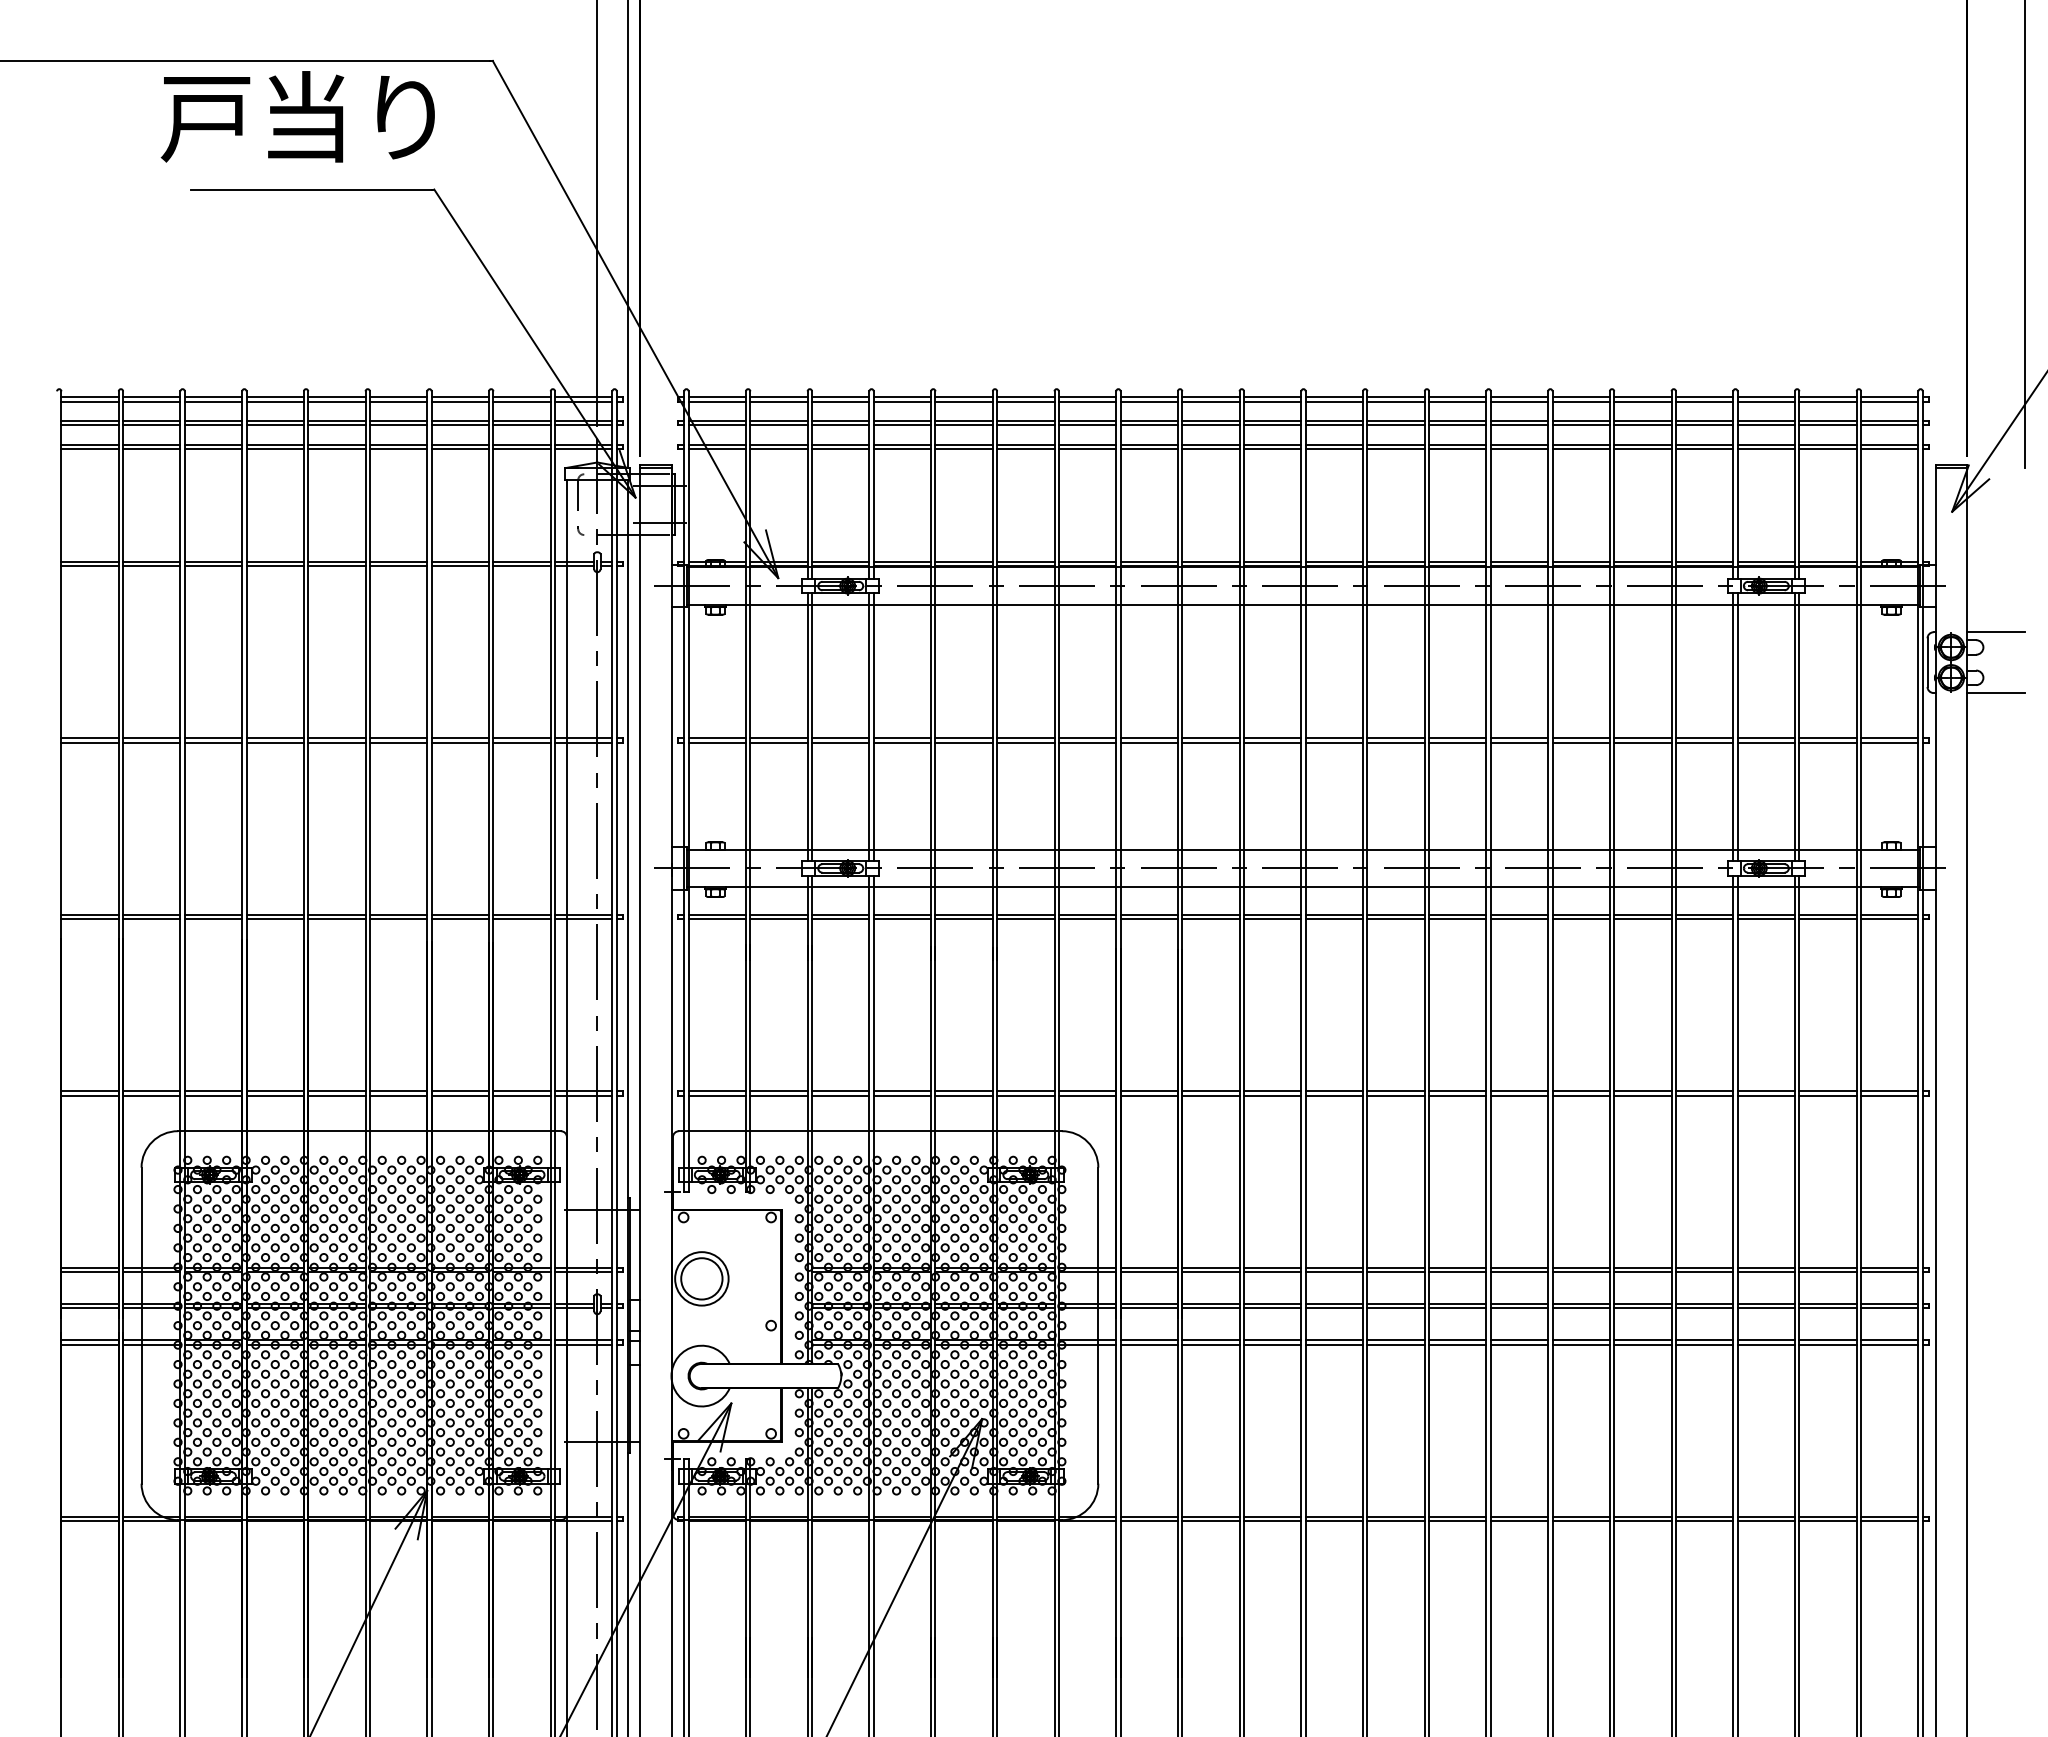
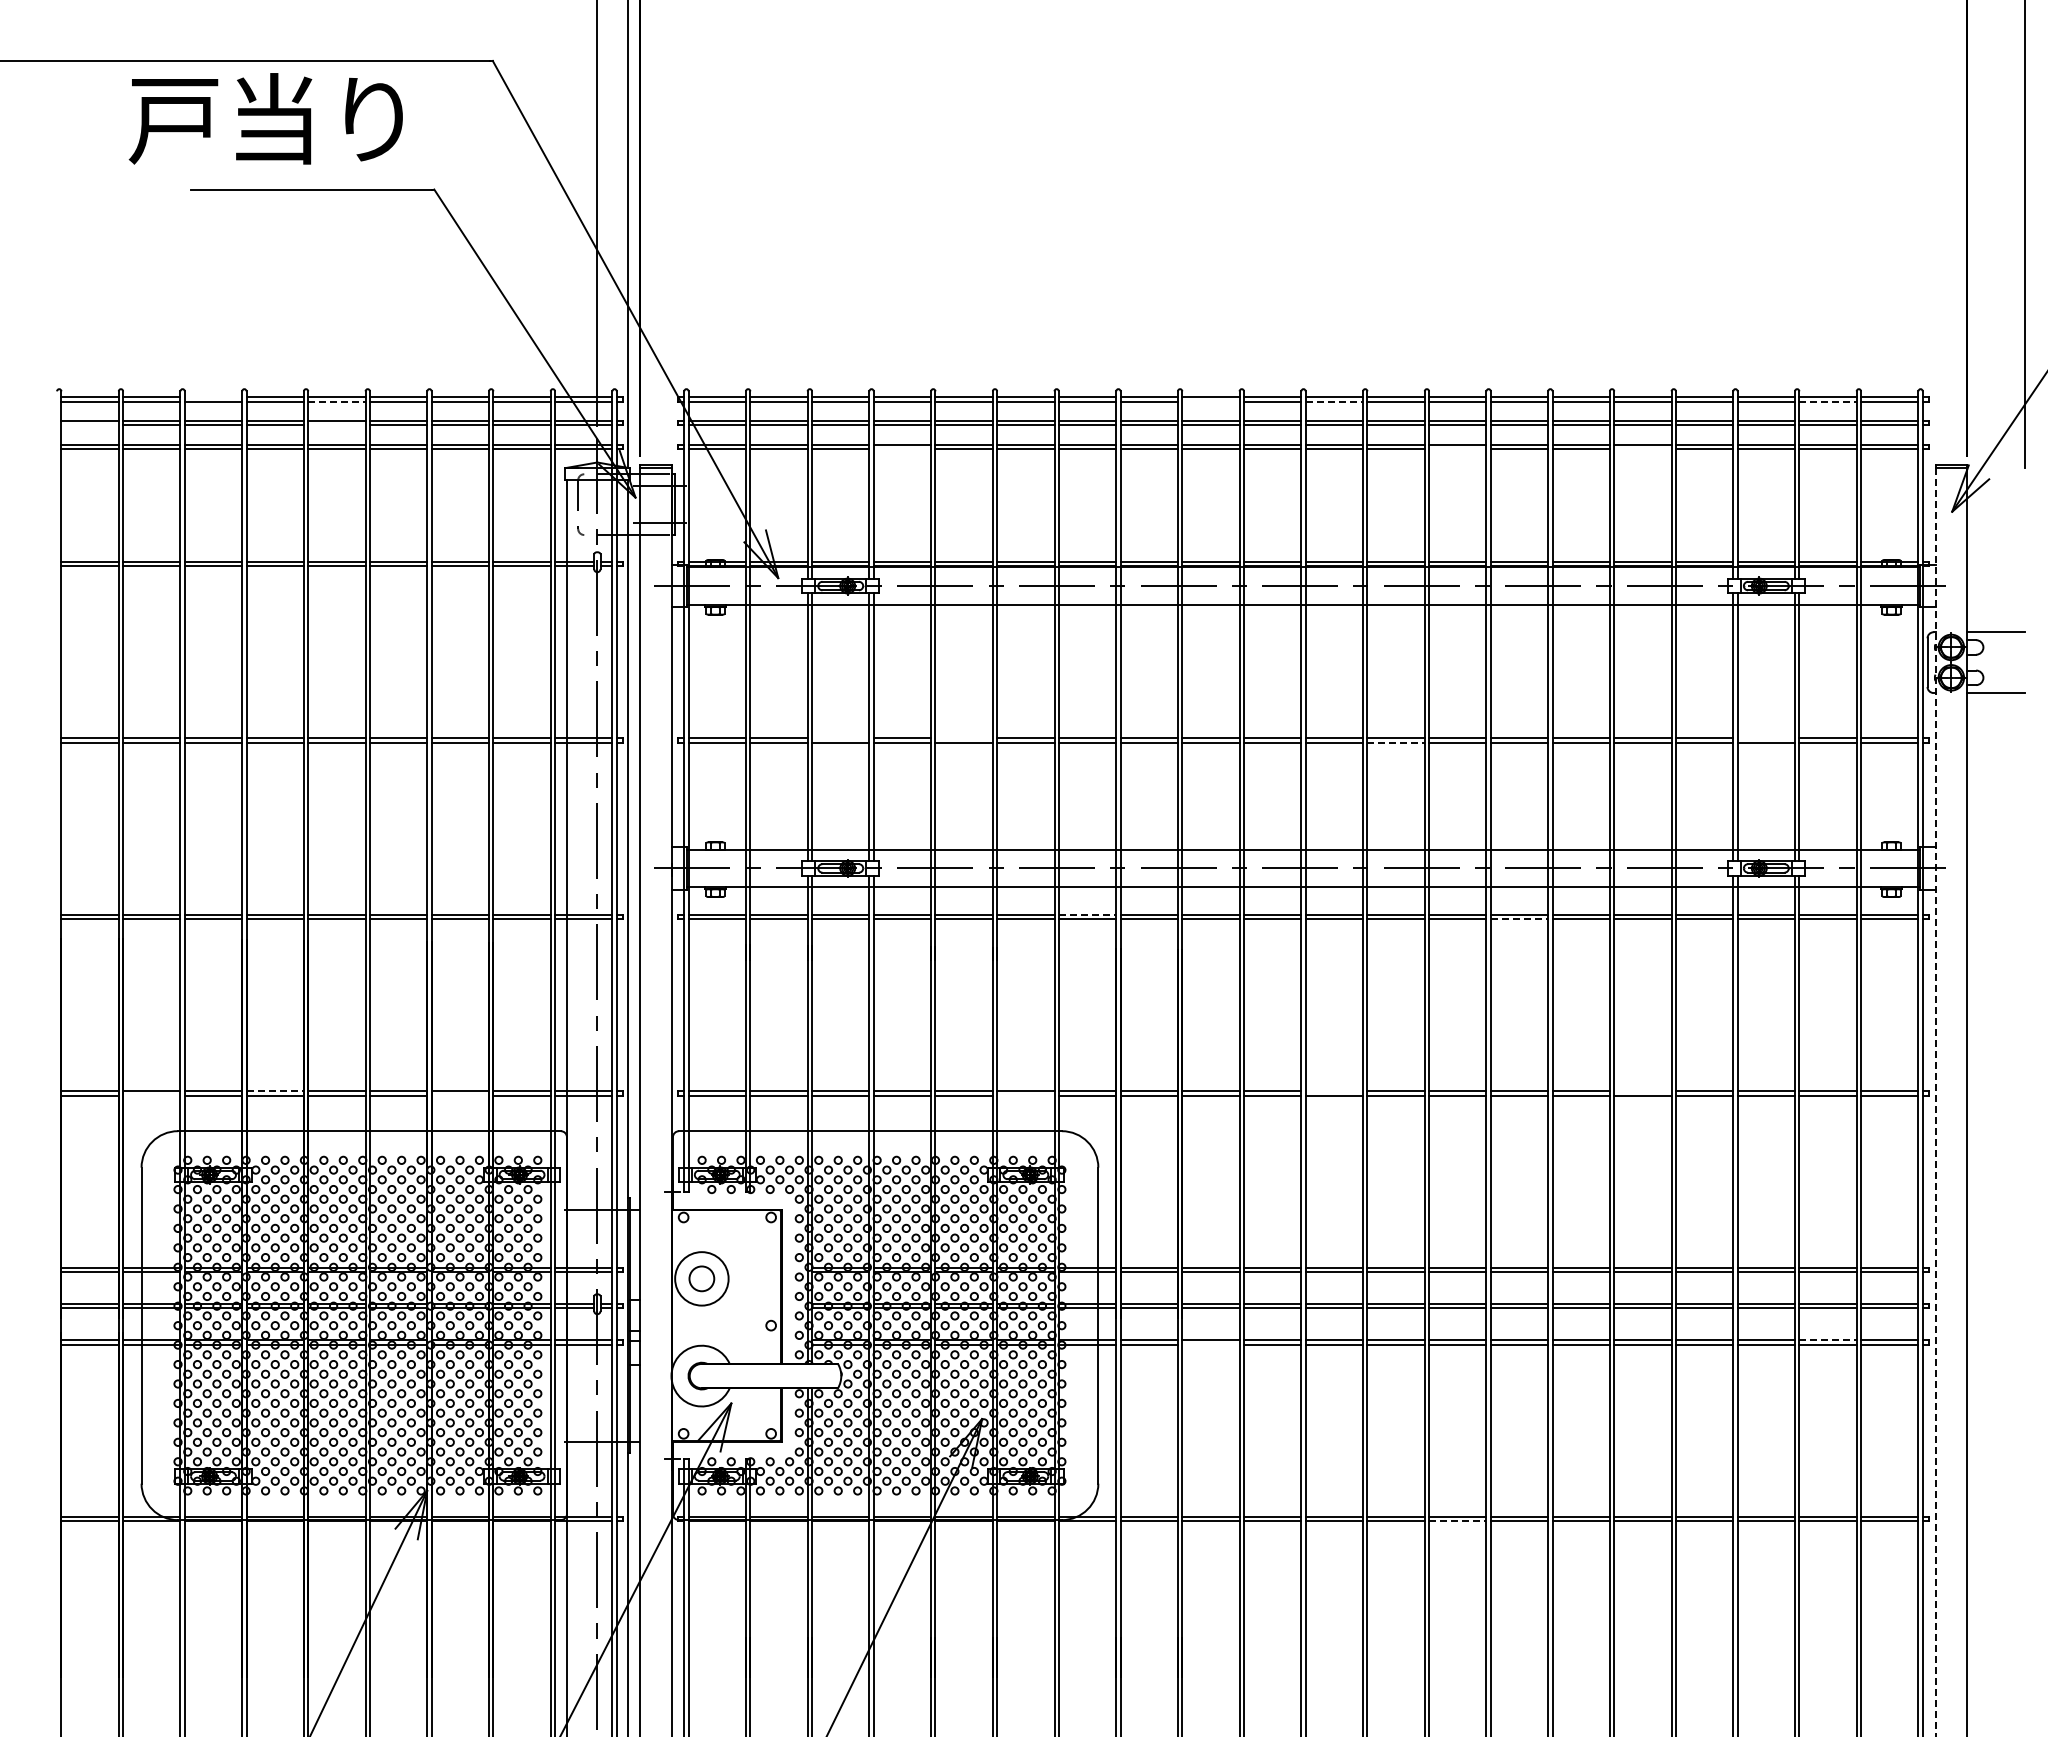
text position: (297, 116) -> (265, 118) (265, 118)
line: present -> none (213, 397)
line: solid -> dashed (336, 401)
line: present -> none (1210, 401)
line: solid -> dashed (1334, 401)
line: solid -> dashed (1828, 401)
line: present -> none (89, 425)
line: present -> none (336, 425)
line: present -> none (902, 449)
line: present -> none (1457, 449)
line: present -> none (1642, 449)
line: present -> none (840, 738)
line: present -> none (963, 738)
line: present -> none (1765, 738)
line: solid -> dashed (1396, 742)
line: solid -> dashed (1087, 914)
line: solid -> dashed (1519, 919)
line: solid -> dashed (275, 1091)
line: present -> none (1334, 1091)
line: present -> none (1642, 1091)
line: present -> none (151, 1095)
line: present -> none (460, 1095)
line: present -> none (1025, 1095)
line: solid -> dashed (1935, 1102)
circle diameter: 41 px -> 25 px (701, 1278)
line: solid -> dashed (1828, 1340)
line: present -> none (1210, 1344)
line: solid -> dashed (1457, 1521)
